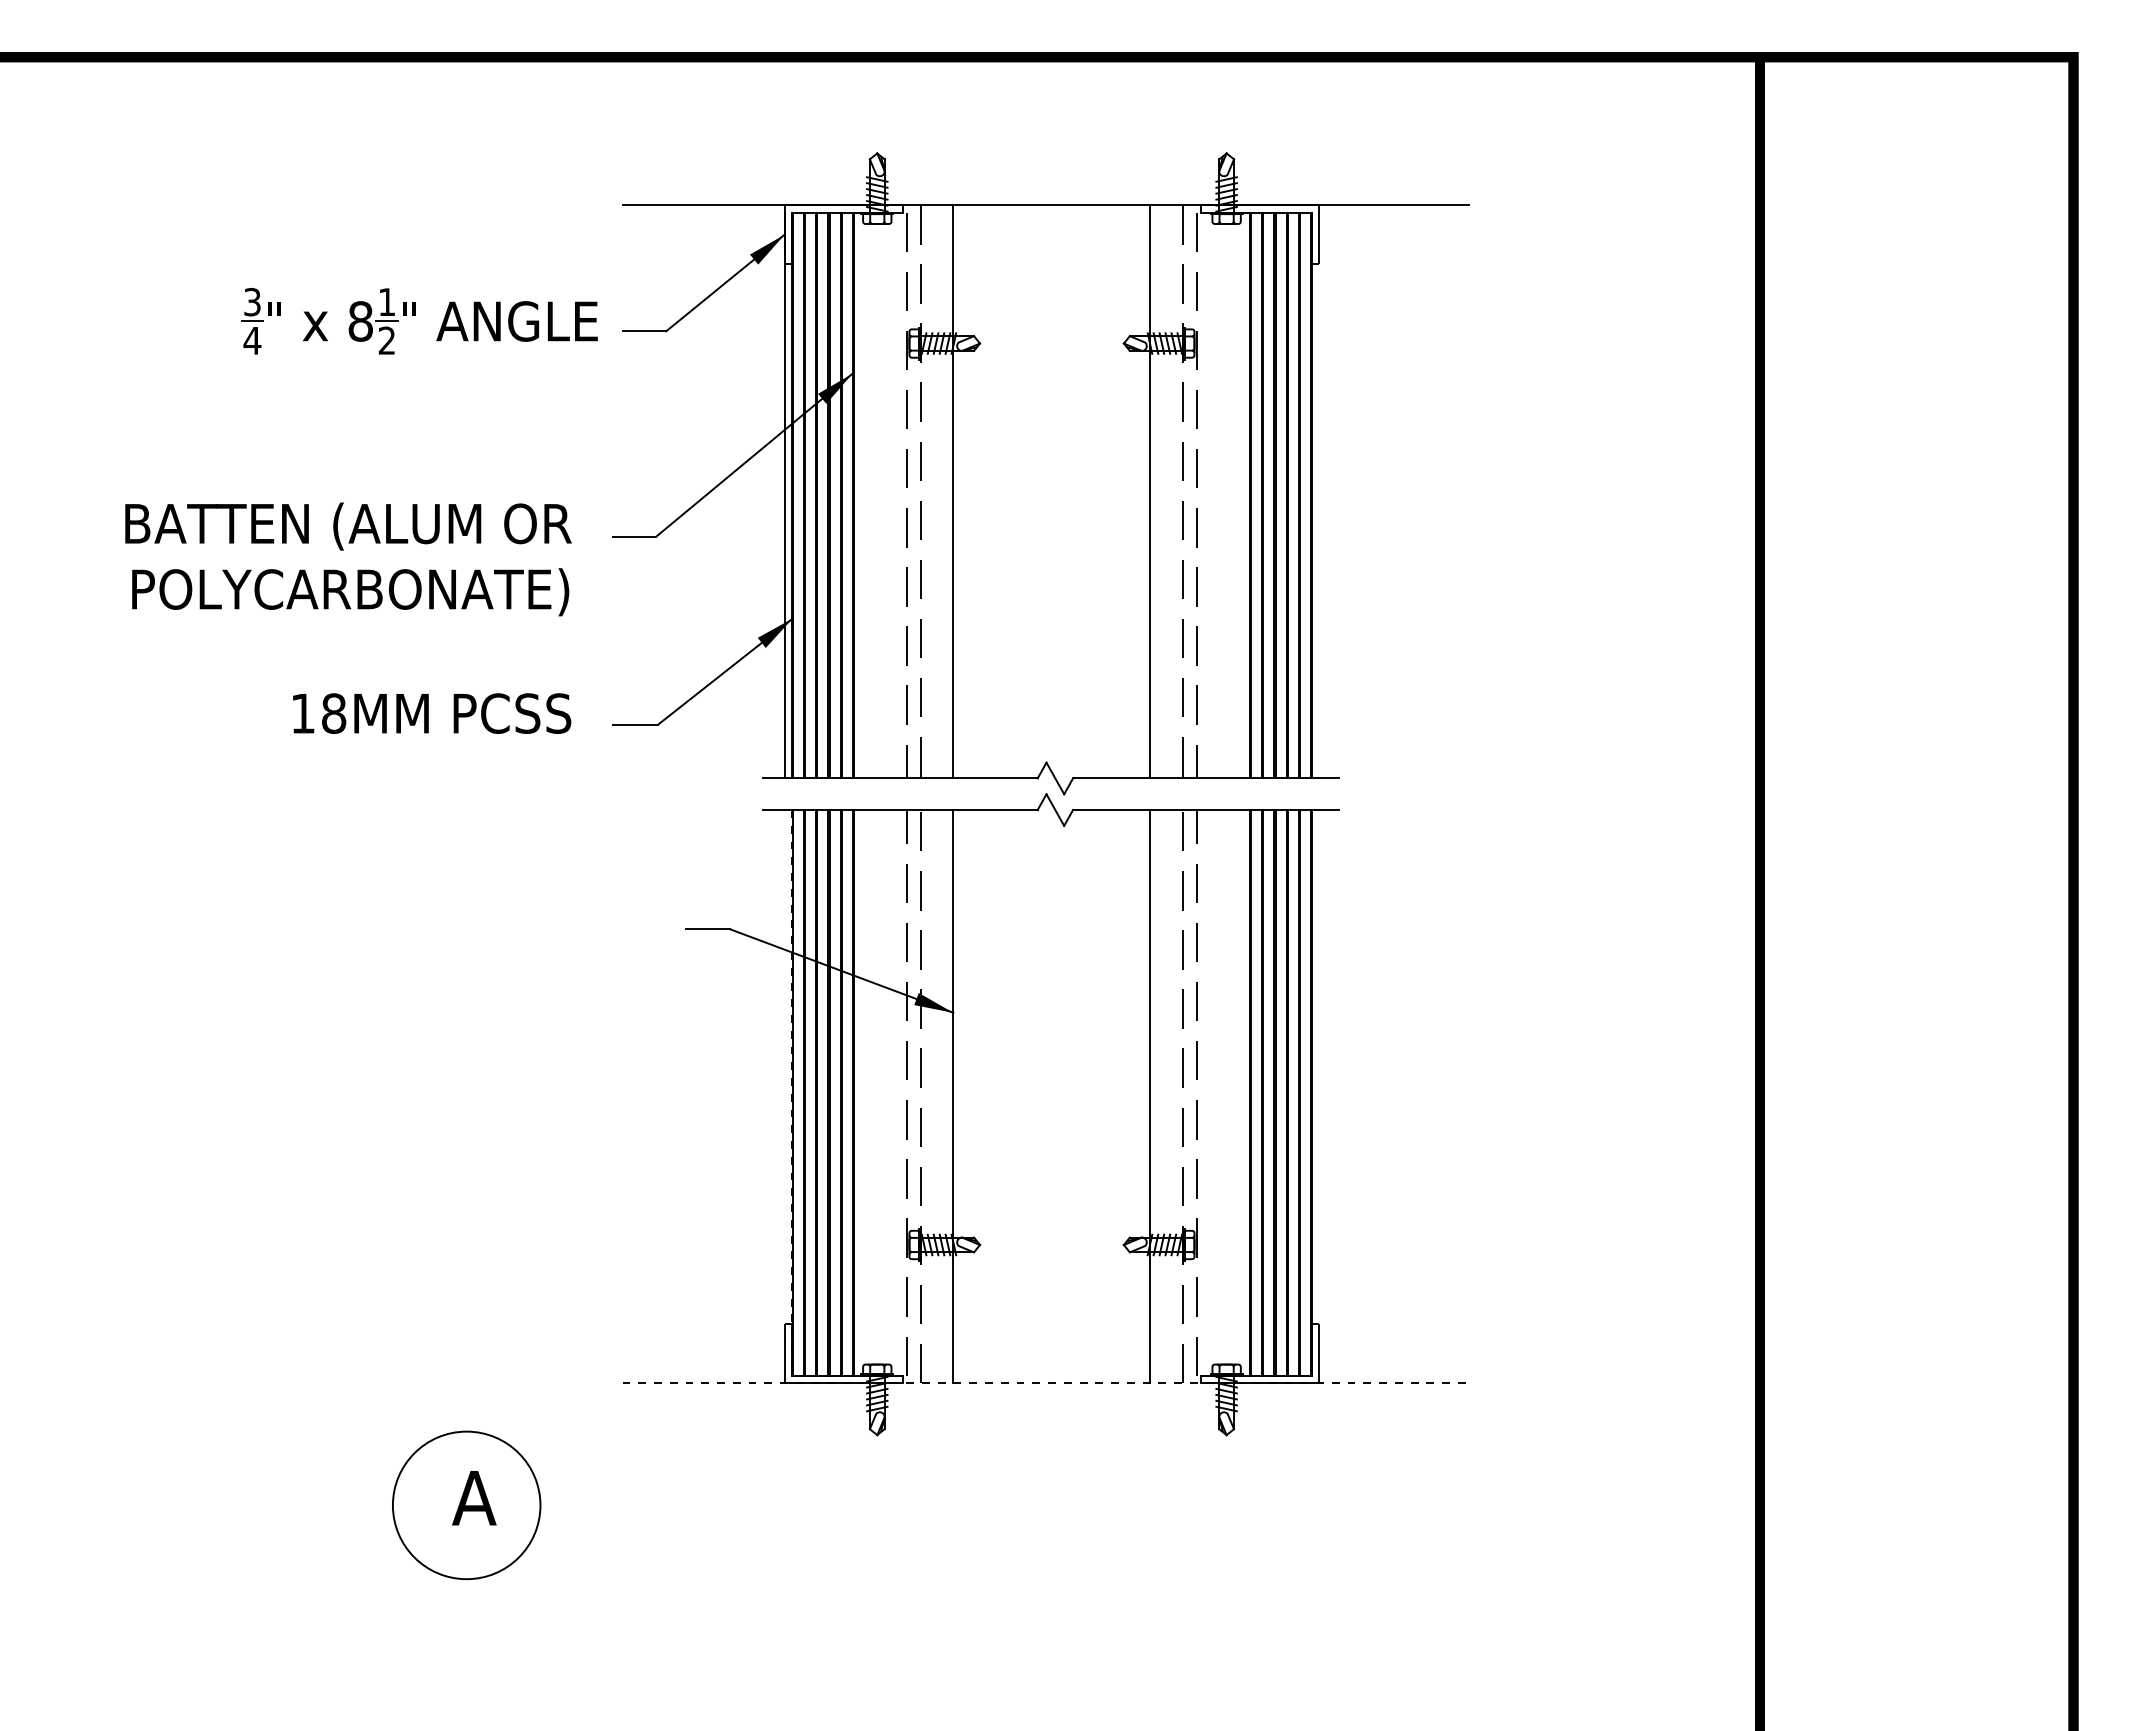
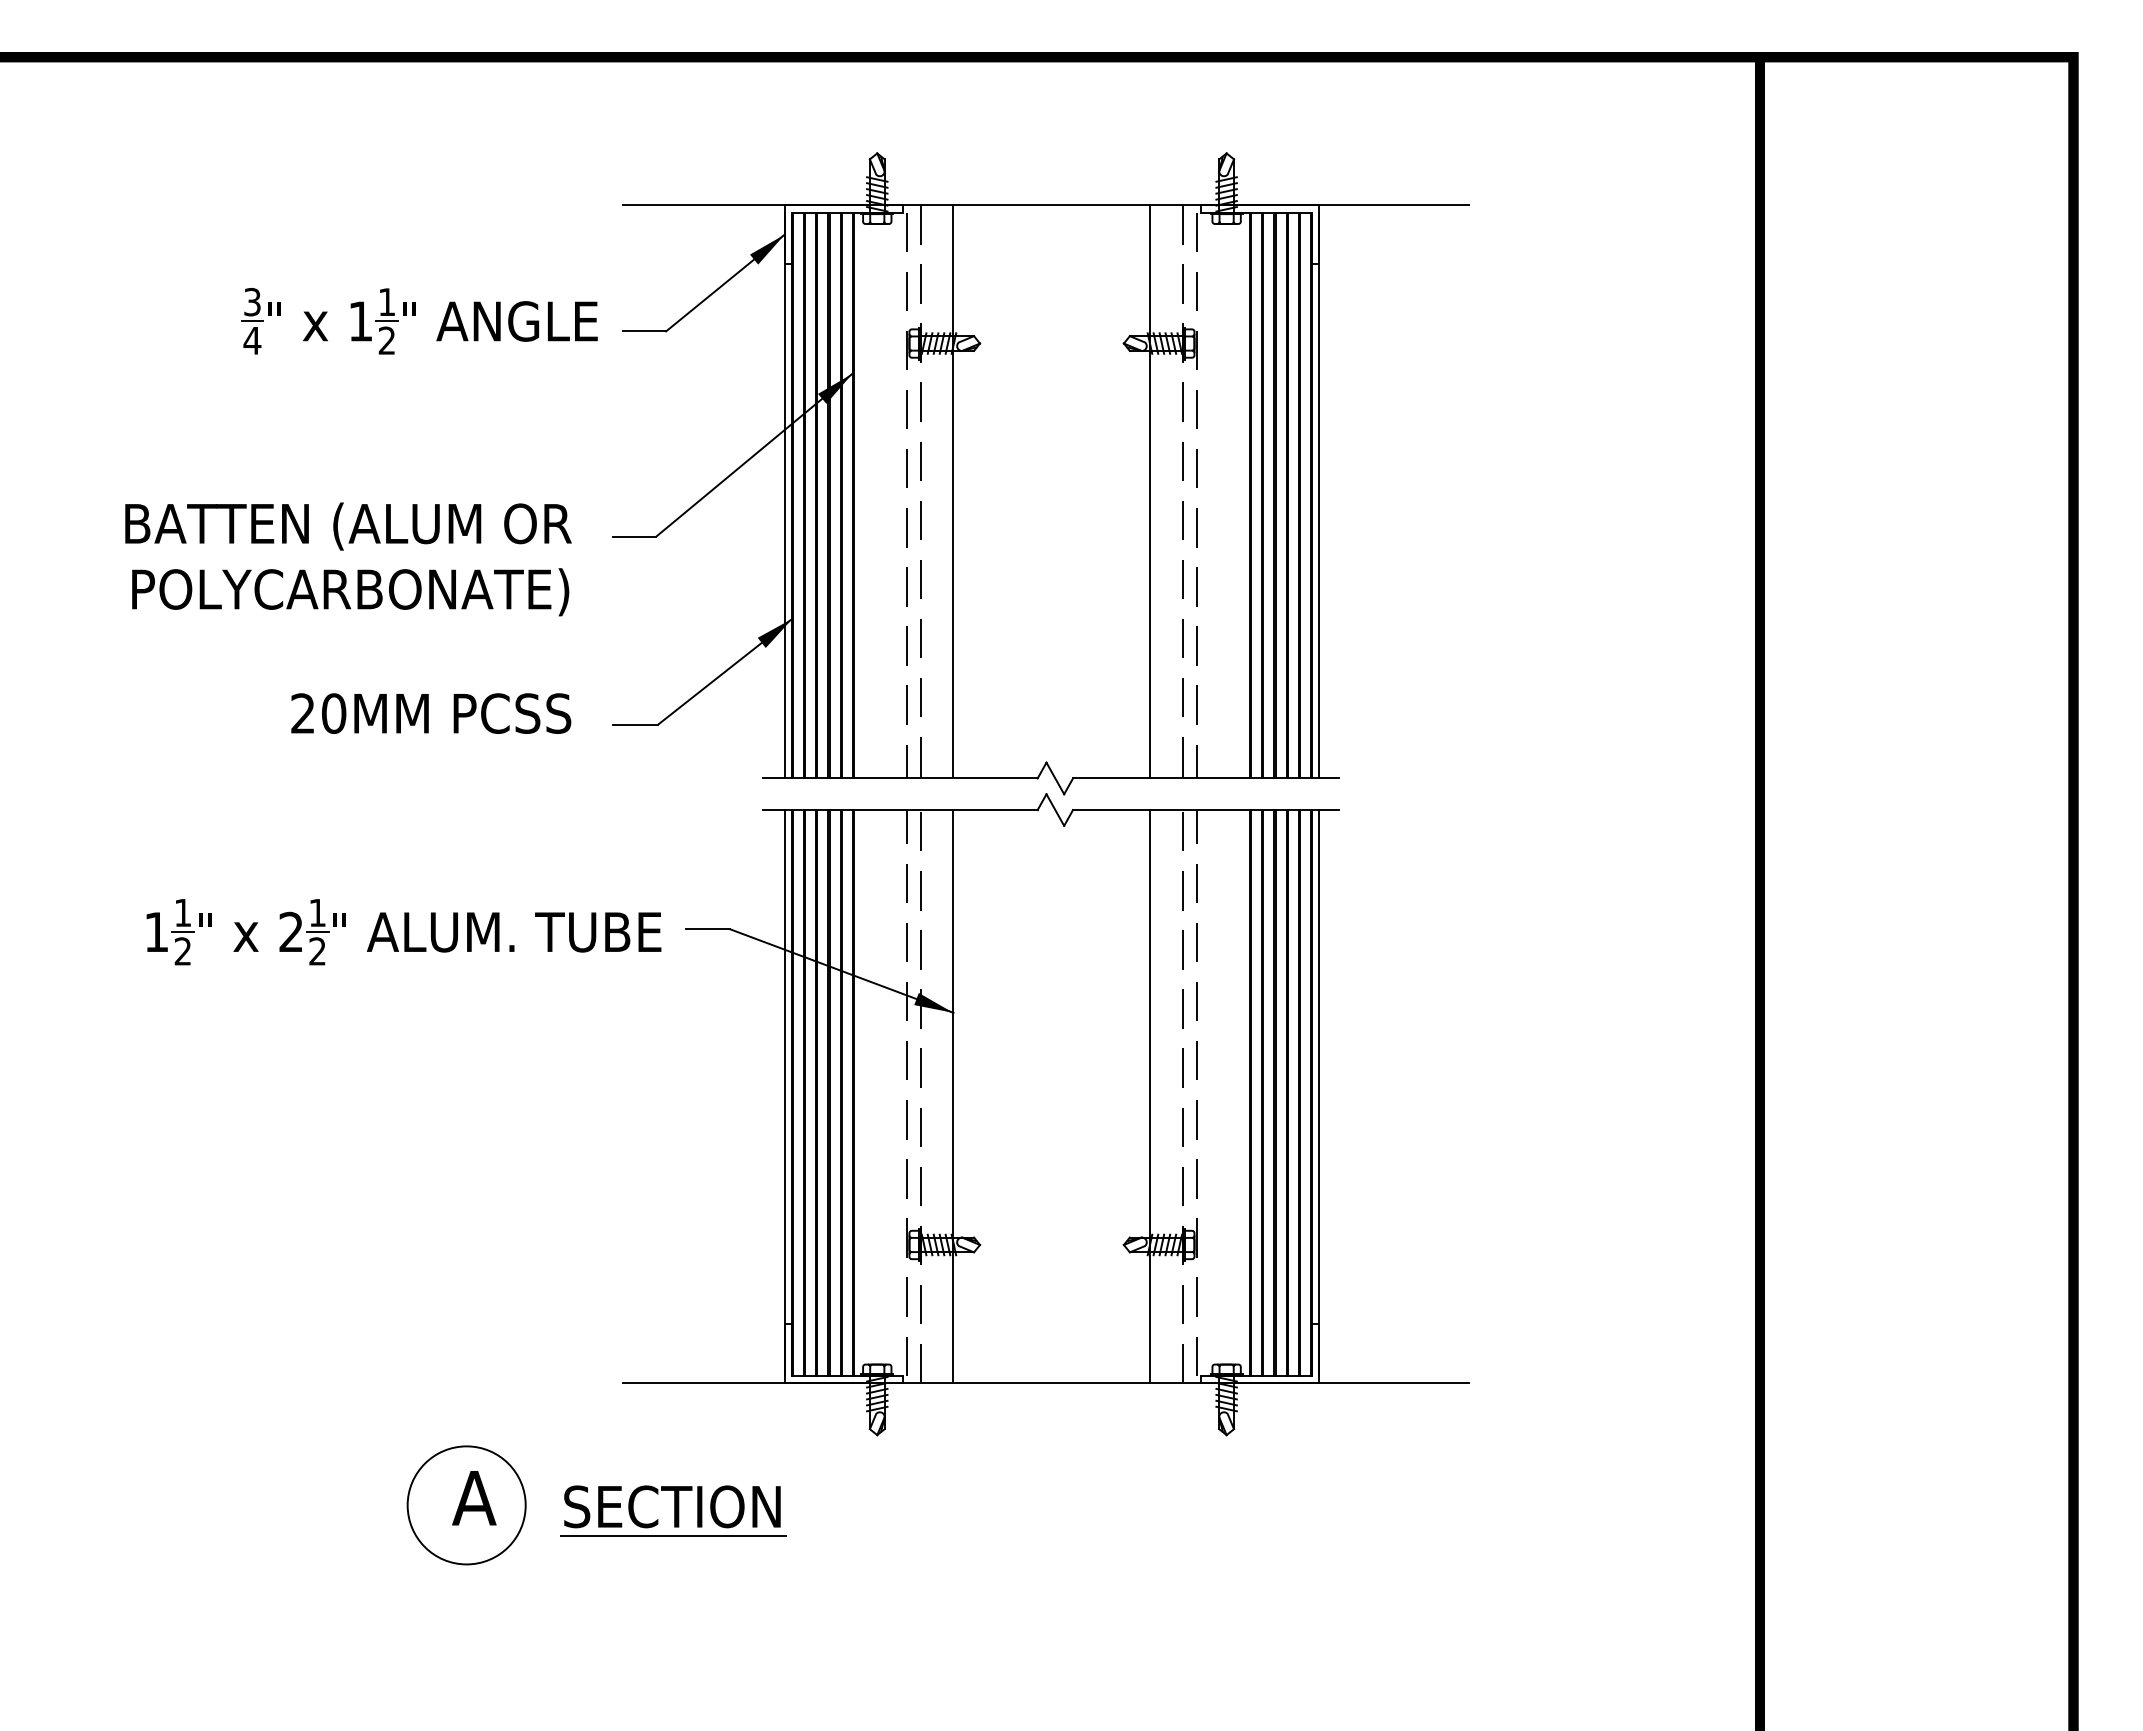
text: 8 -> 1 (360, 321)
line: none -> present (1319, 495)
text: 18MM -> 20MM (318, 713)
part: none -> present (403, 932)
line: none -> present (784, 1092)
line: none -> present (1319, 1092)
line: dashed -> solid (791, 1093)
line: dashed -> solid (1046, 1383)
circle diameter: 148 px -> 118 px (466, 1505)
part: none -> present (673, 1510)
